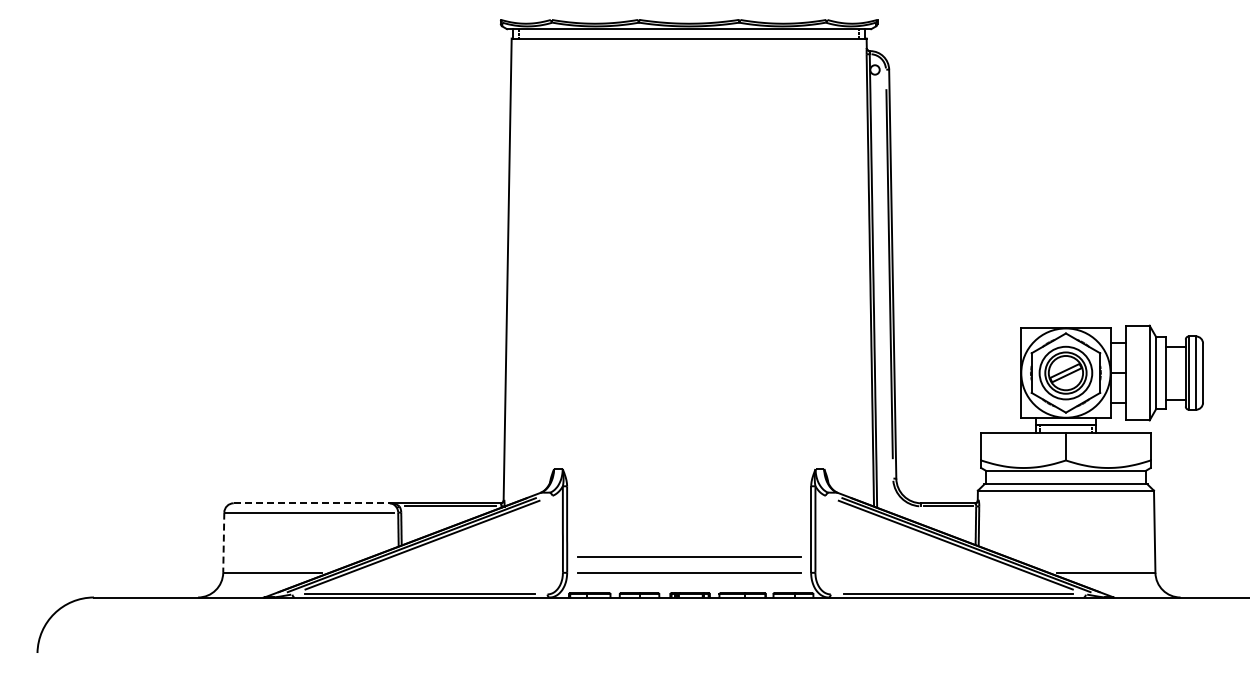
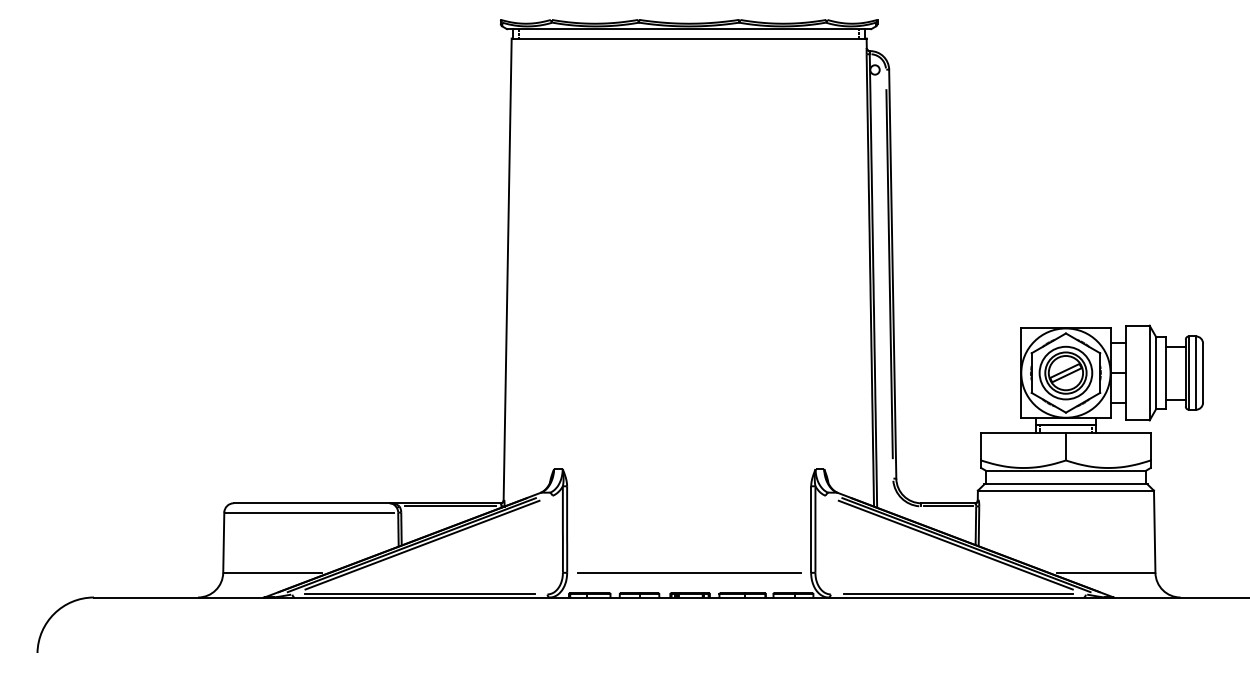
line: dashed -> solid (311, 503)
line: dashed -> solid (223, 543)
line: present -> none (689, 556)
